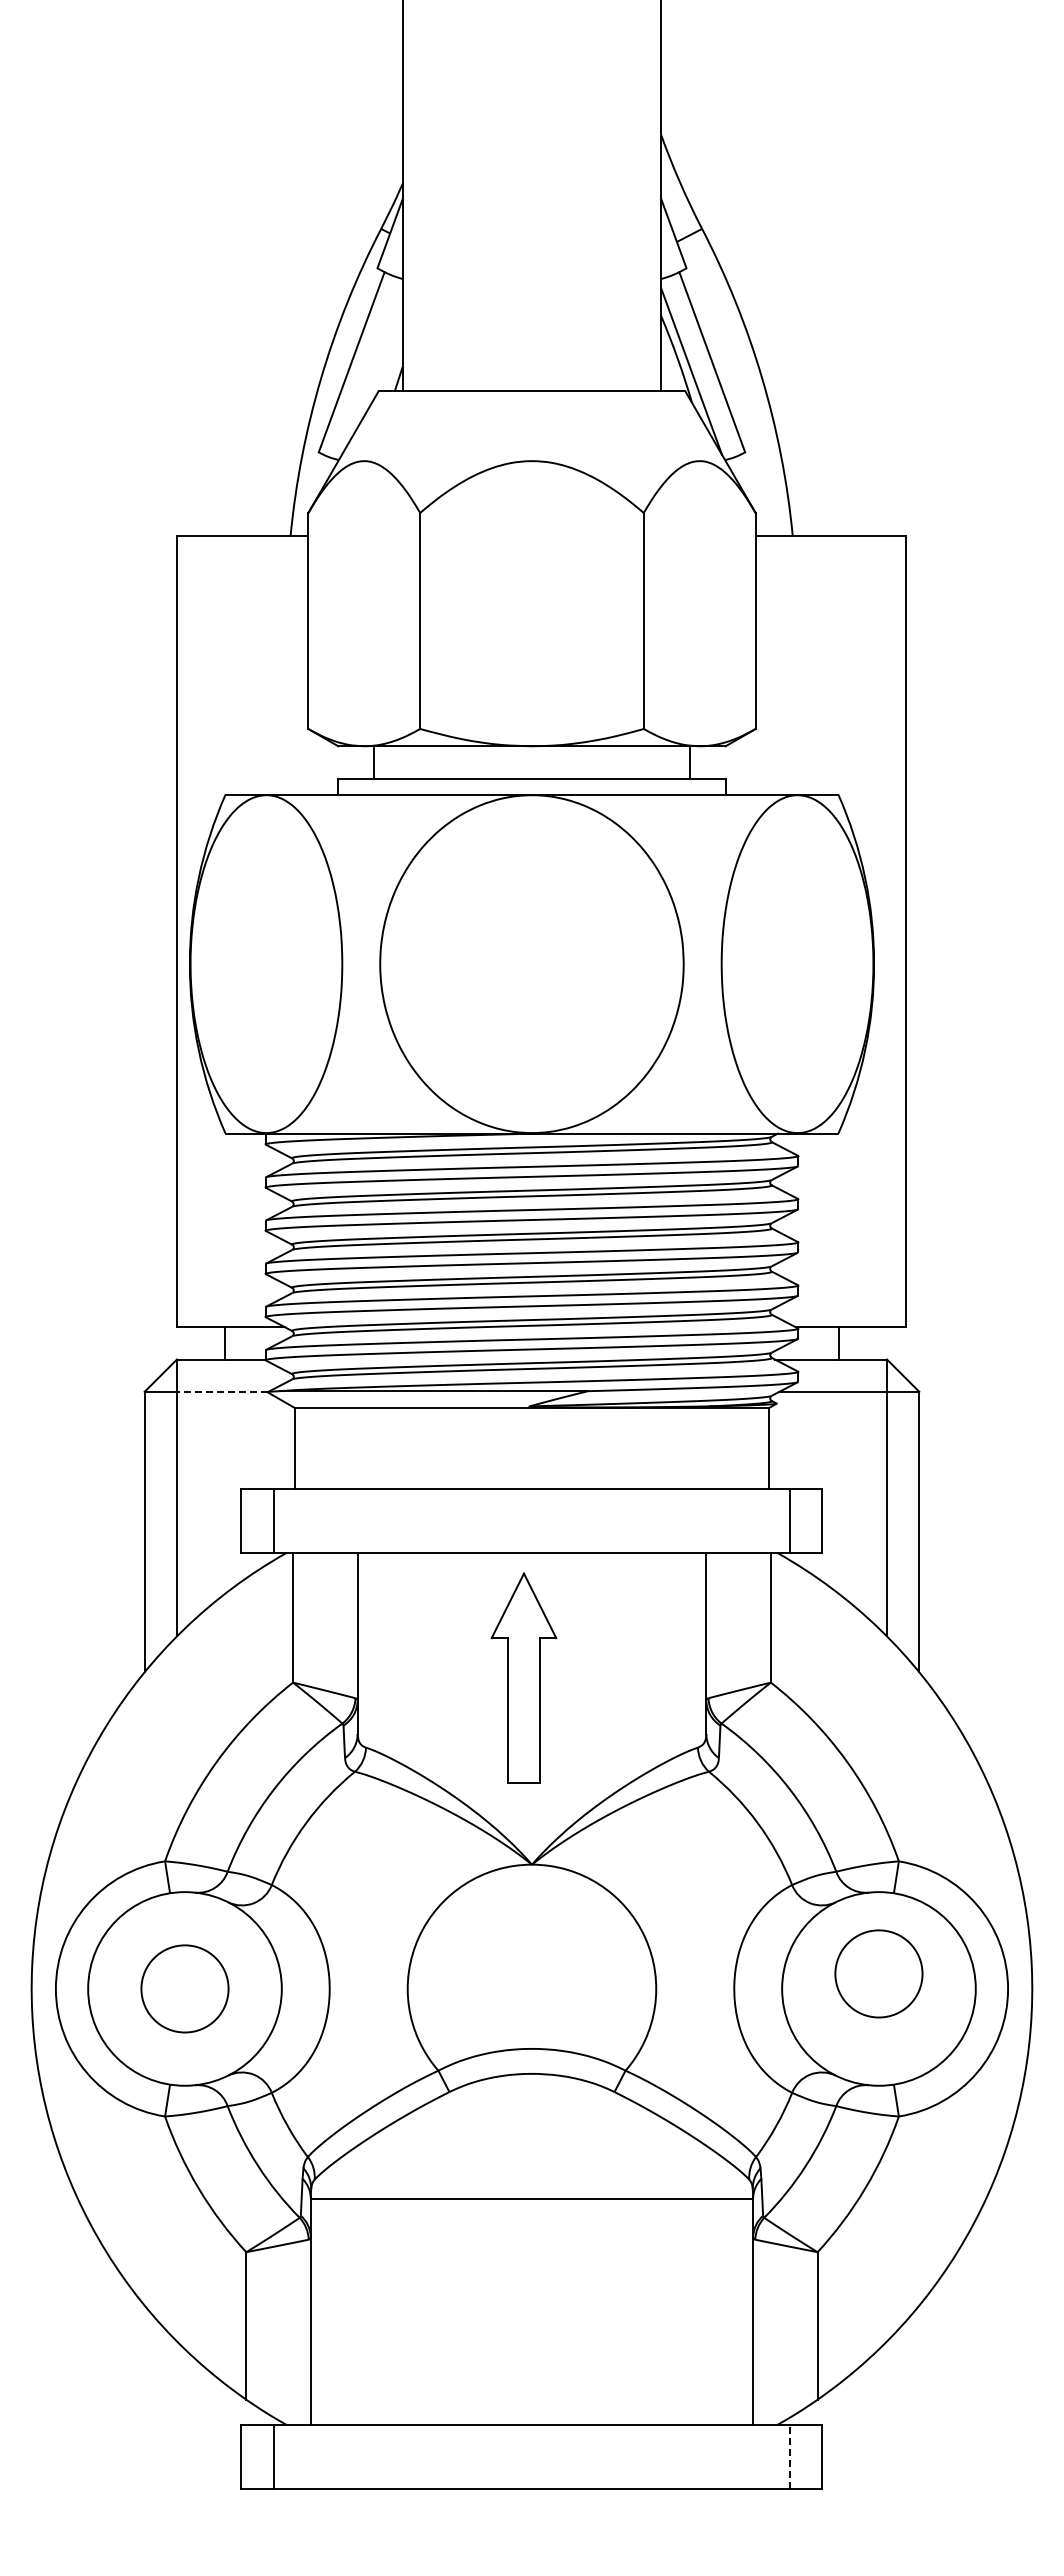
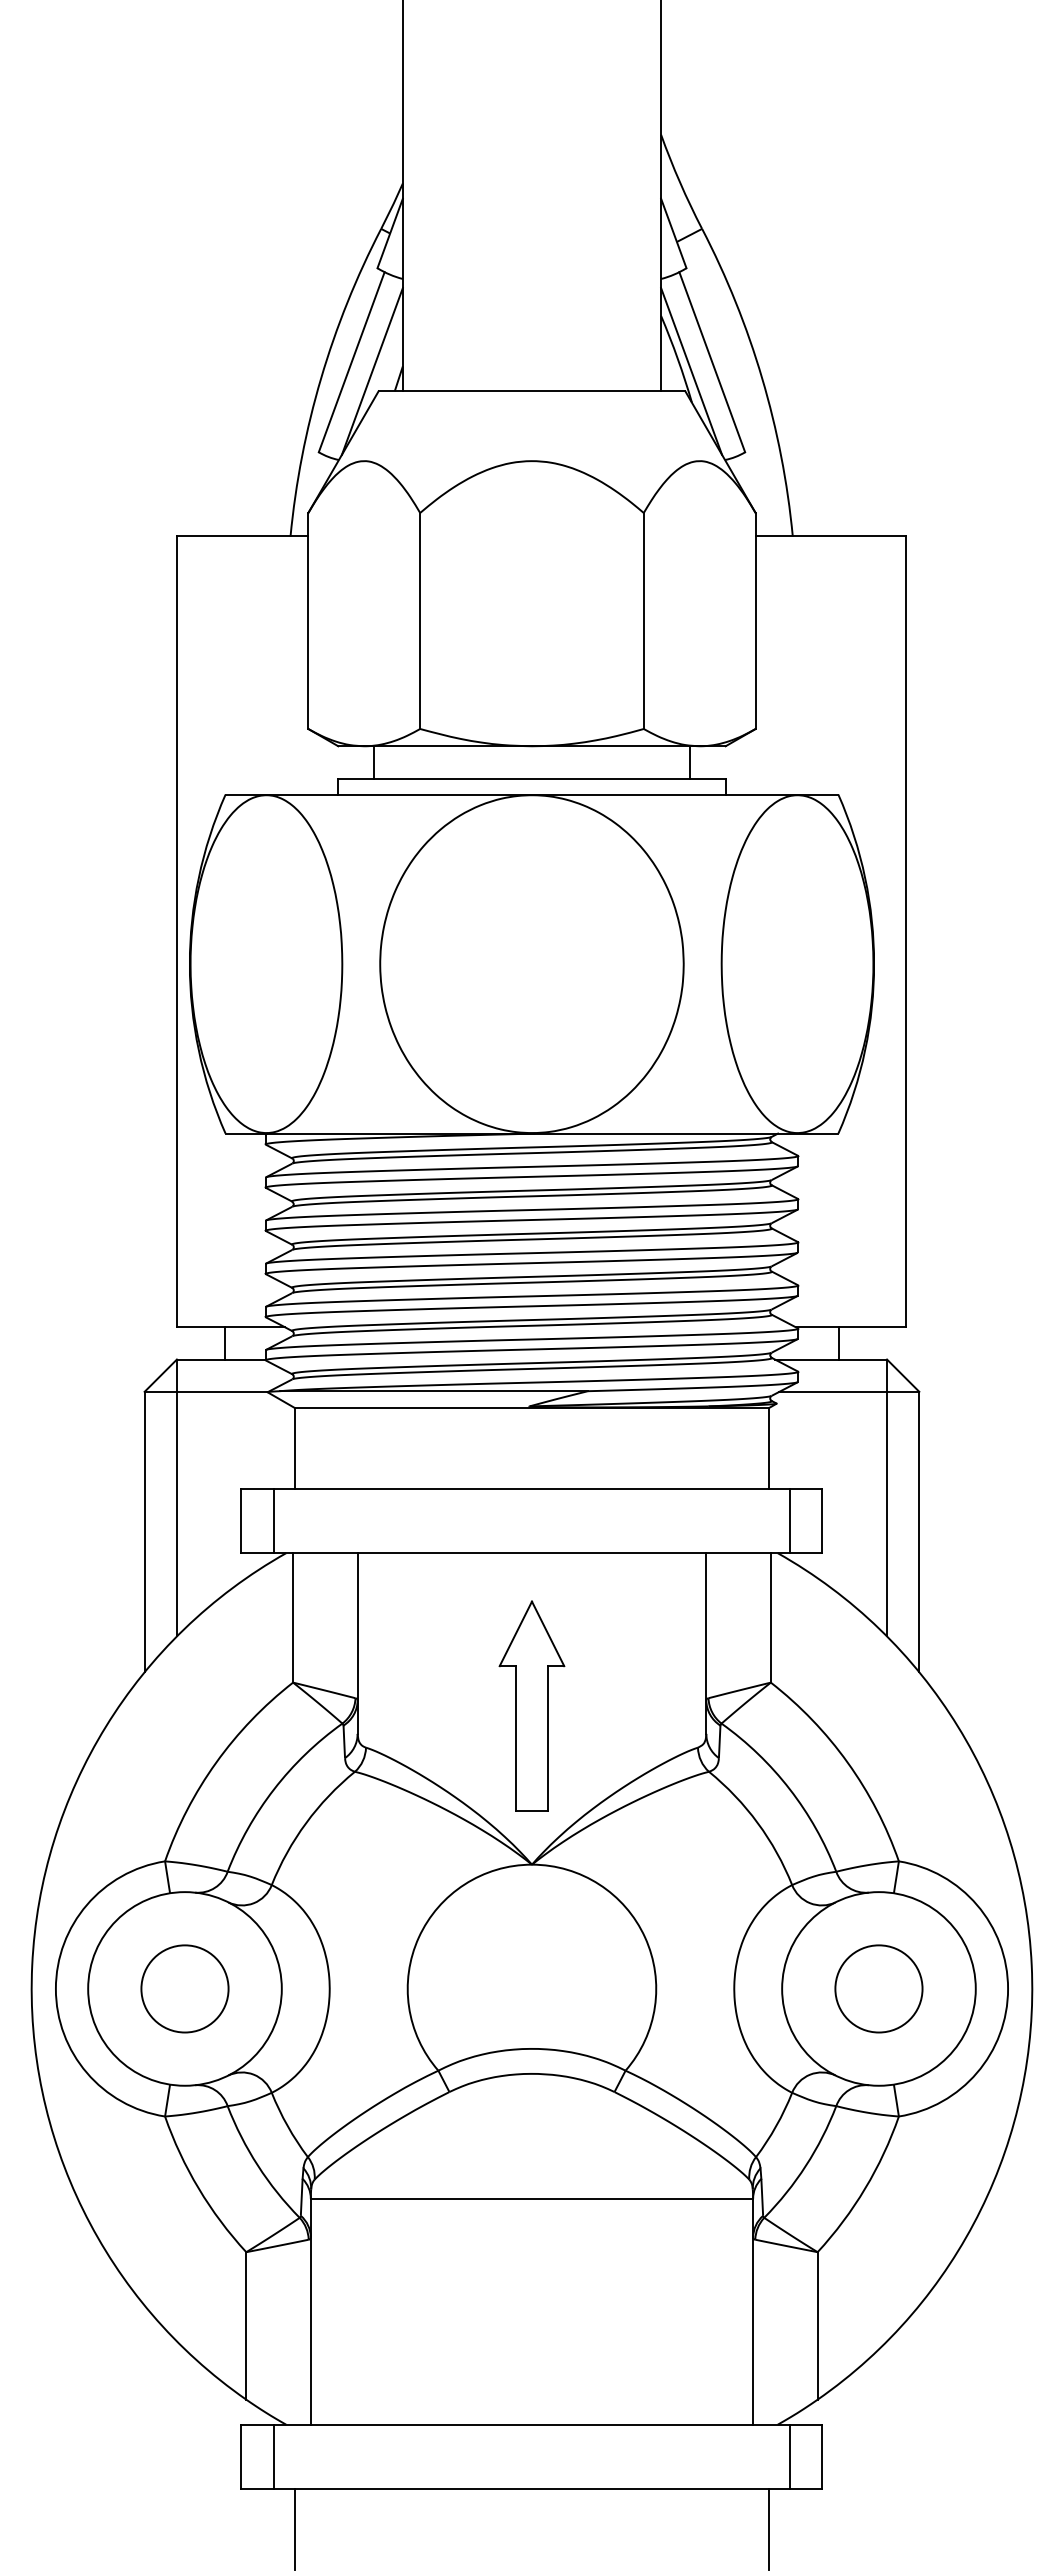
line: none -> present (371, 371)
line: dashed -> solid (221, 1391)
part position: (523, 1677) -> (531, 1705) (531, 1705)
circle position: (878, 1973) -> (878, 1988) (878, 1988)
line: dashed -> solid (790, 2456)
line: none -> present (294, 2529)
line: none -> present (769, 2529)
